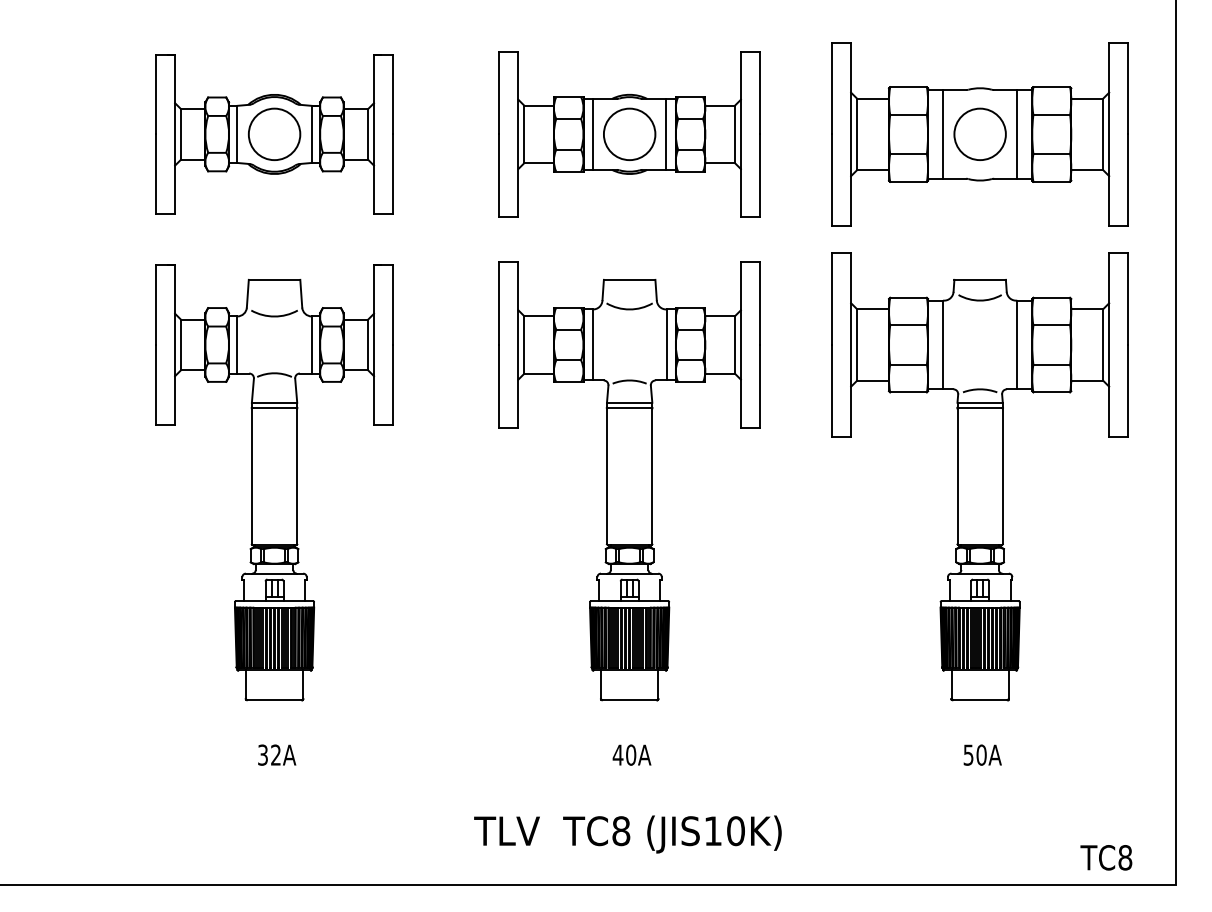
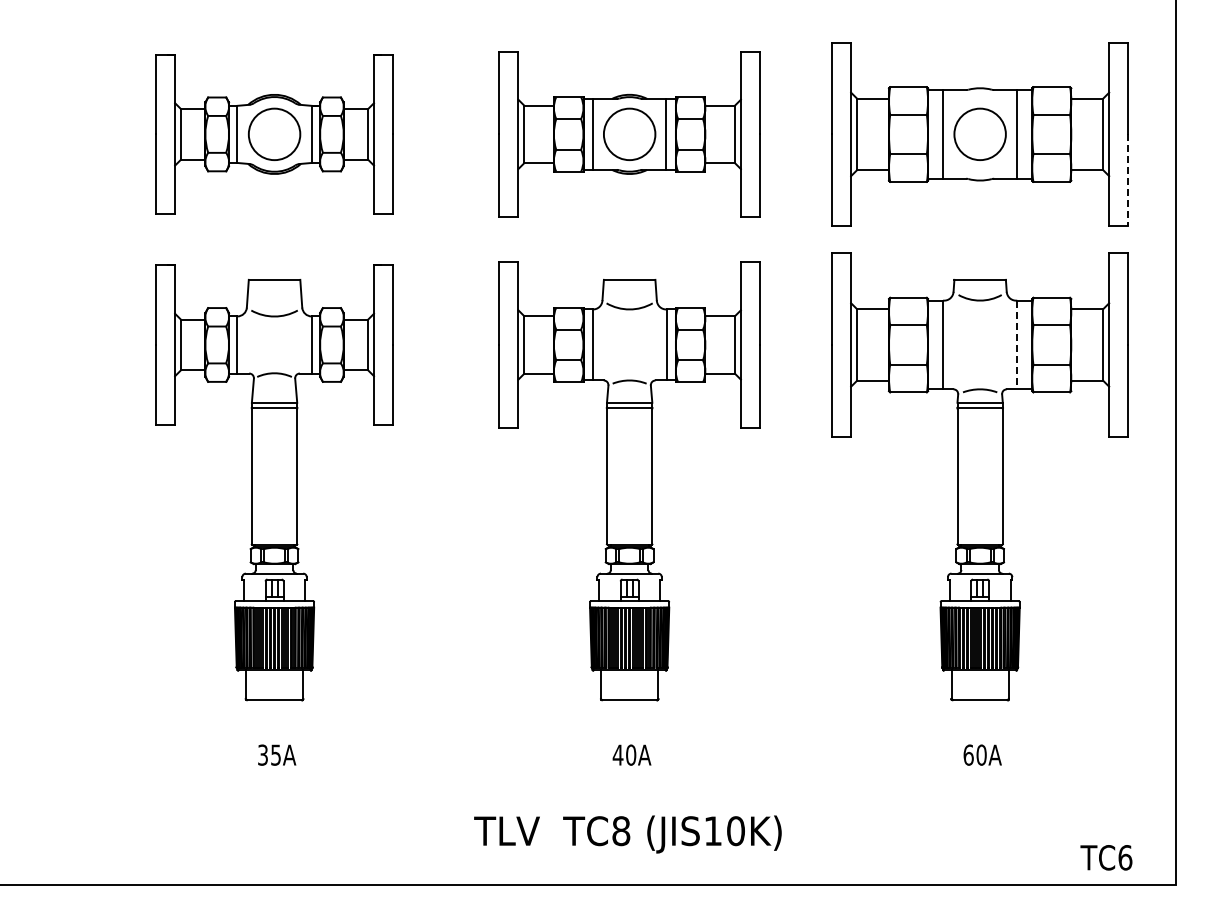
line: solid -> dashed (1128, 180)
line: solid -> dashed (1017, 345)
text: 32A -> 35A (275, 754)
text: 50A -> 60A (968, 754)
text: TC8 -> TC6 (1125, 857)
